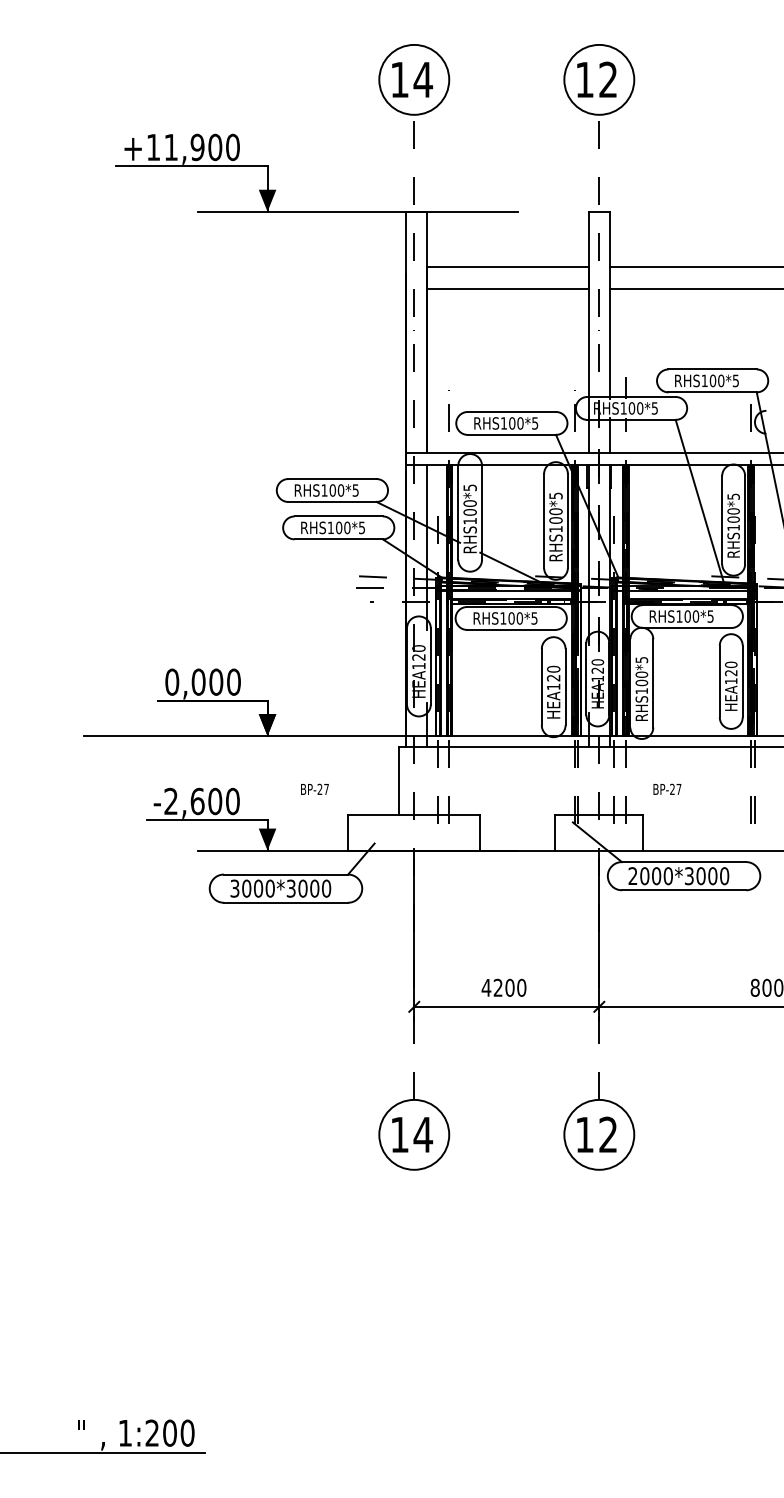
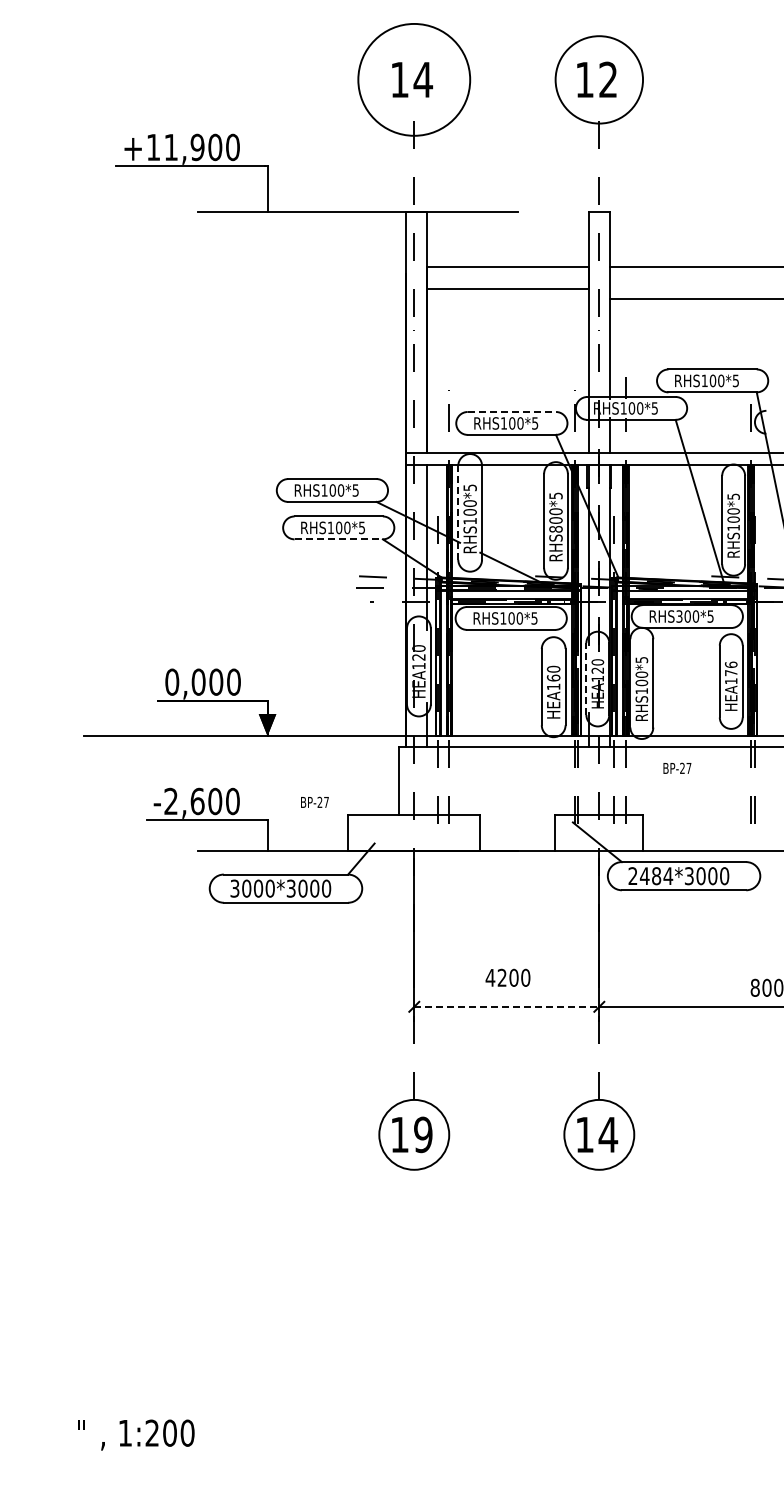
circle diameter: 70 px -> 112 px (414, 79)
circle diameter: 70 px -> 87 px (599, 79)
fill: present -> none (267, 200)
line position: (695, 289) -> (695, 299) (695, 299)
line: solid -> dashed (512, 412)
line: solid -> dashed (458, 512)
text: RHS100*5 -> RHS800*5 (555, 529)
line: solid -> dashed (339, 539)
text: RHS100*5 -> RHS300*5 (679, 616)
text: HEA120 -> HEA176 (730, 668)
text: HEA120 -> HEA160 (553, 677)
line: solid -> dashed (586, 679)
text position: (314, 788) -> (314, 801) (314, 801)
text position: (667, 788) -> (677, 767) (677, 767)
fill: present -> none (267, 839)
text: 2000*3000 -> 2484*3000 (656, 876)
text position: (503, 987) -> (507, 977) (507, 977)
line: solid -> dashed (506, 1006)
text: 14 -> 19 (423, 1134)
text: 12 -> 14 (608, 1134)
line: present -> none (103, 1453)
